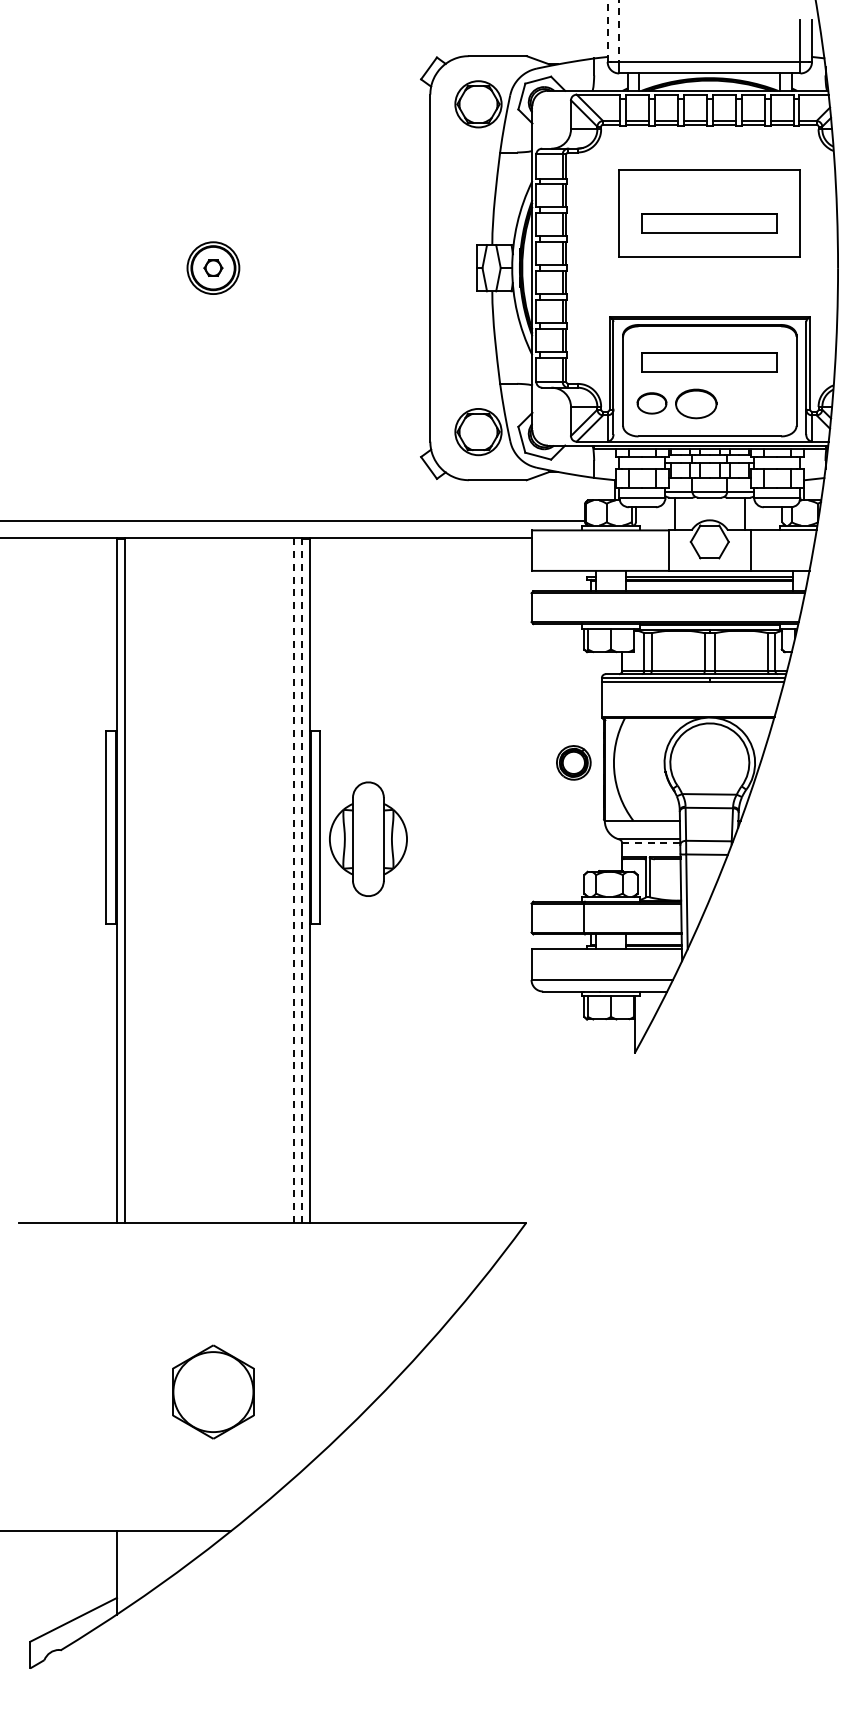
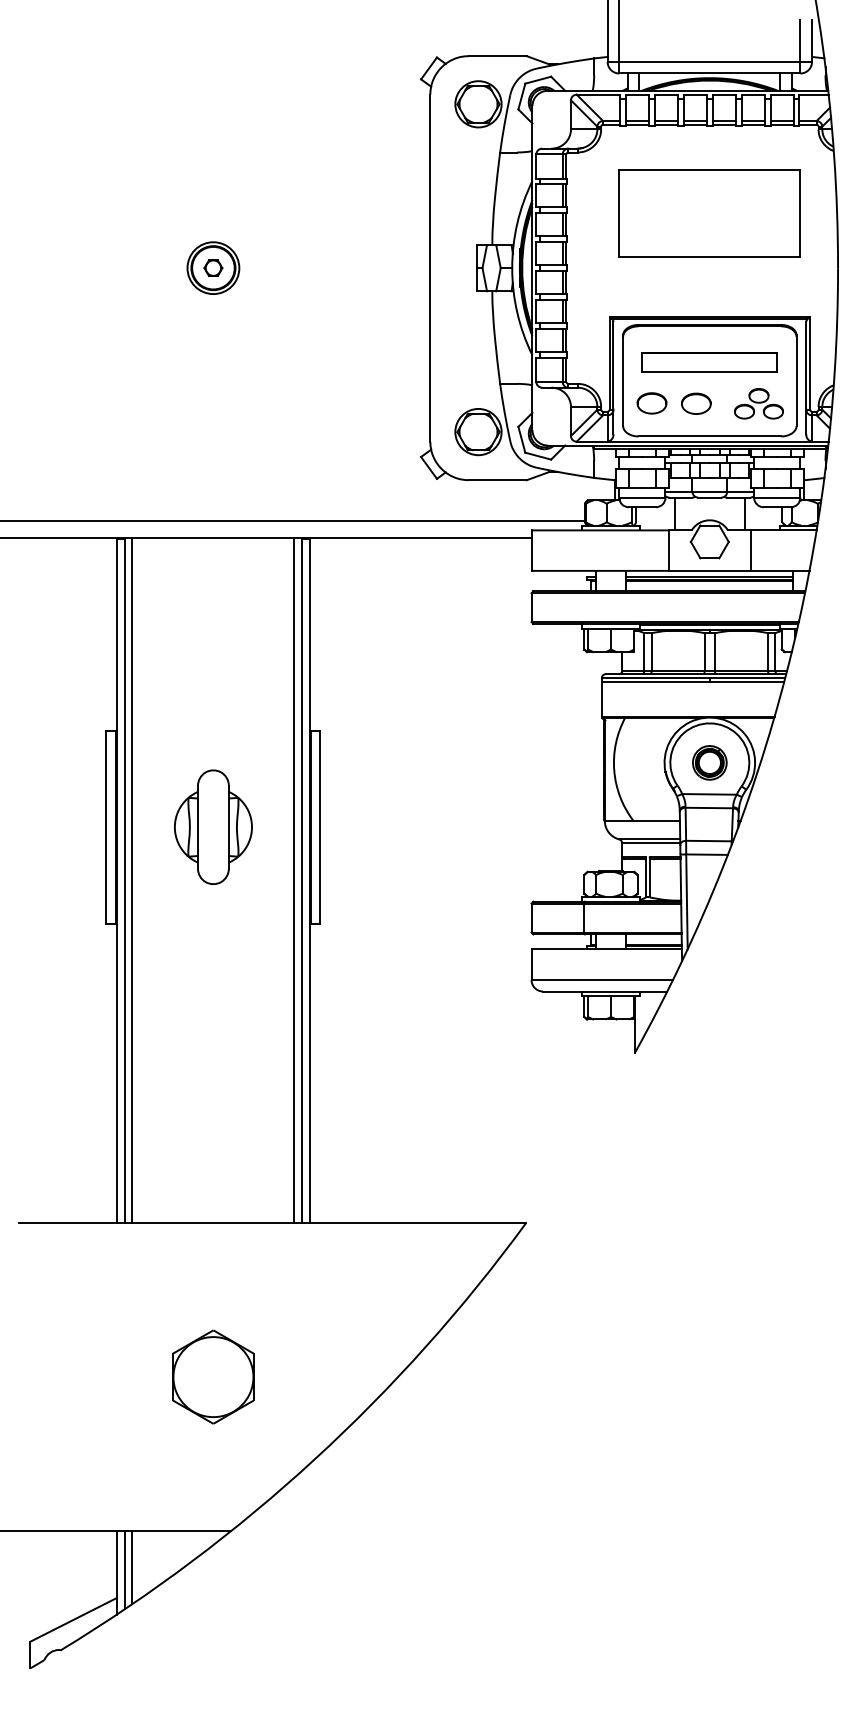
line: dashed -> solid (607, 31)
line: dashed -> solid (619, 31)
part: present -> none (709, 223)
part size: 43x32 px -> 31x23 px (696, 403)
part: none -> present (758, 403)
part position: (573, 762) -> (709, 762) (709, 762)
part position: (368, 838) -> (213, 826) (213, 826)
line: dashed -> solid (651, 843)
line: dashed -> solid (294, 879)
line: none -> present (132, 880)
line: dashed -> solid (302, 880)
part position: (213, 1391) -> (213, 1376) (213, 1376)
line: none -> present (132, 1567)
line: none -> present (124, 1570)
